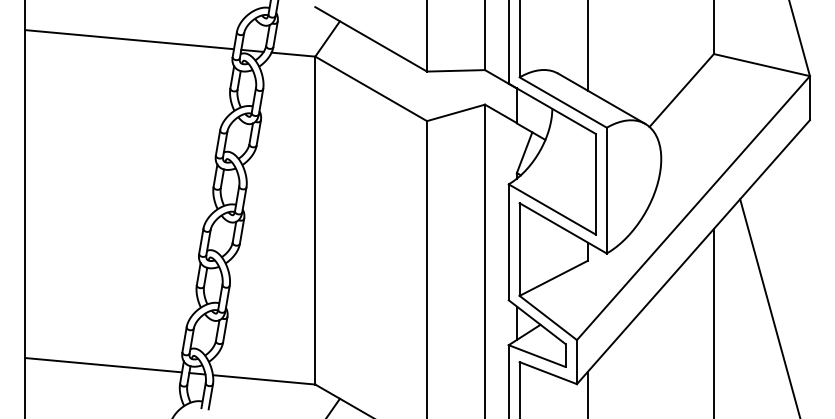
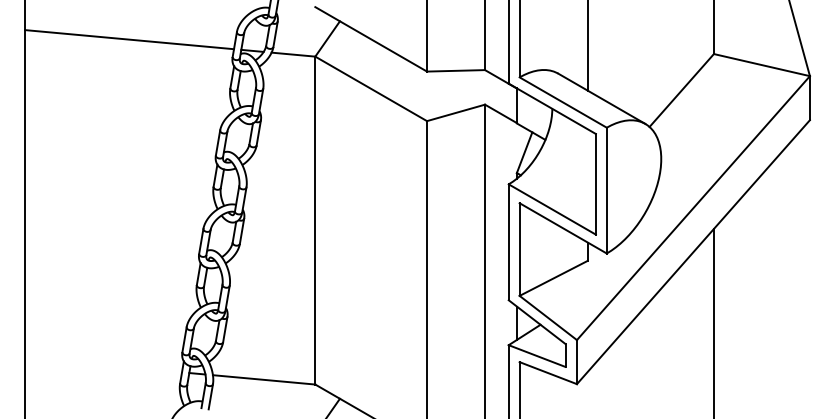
line: present -> none (769, 307)
line: present -> none (103, 365)
line: present -> none (587, 393)
